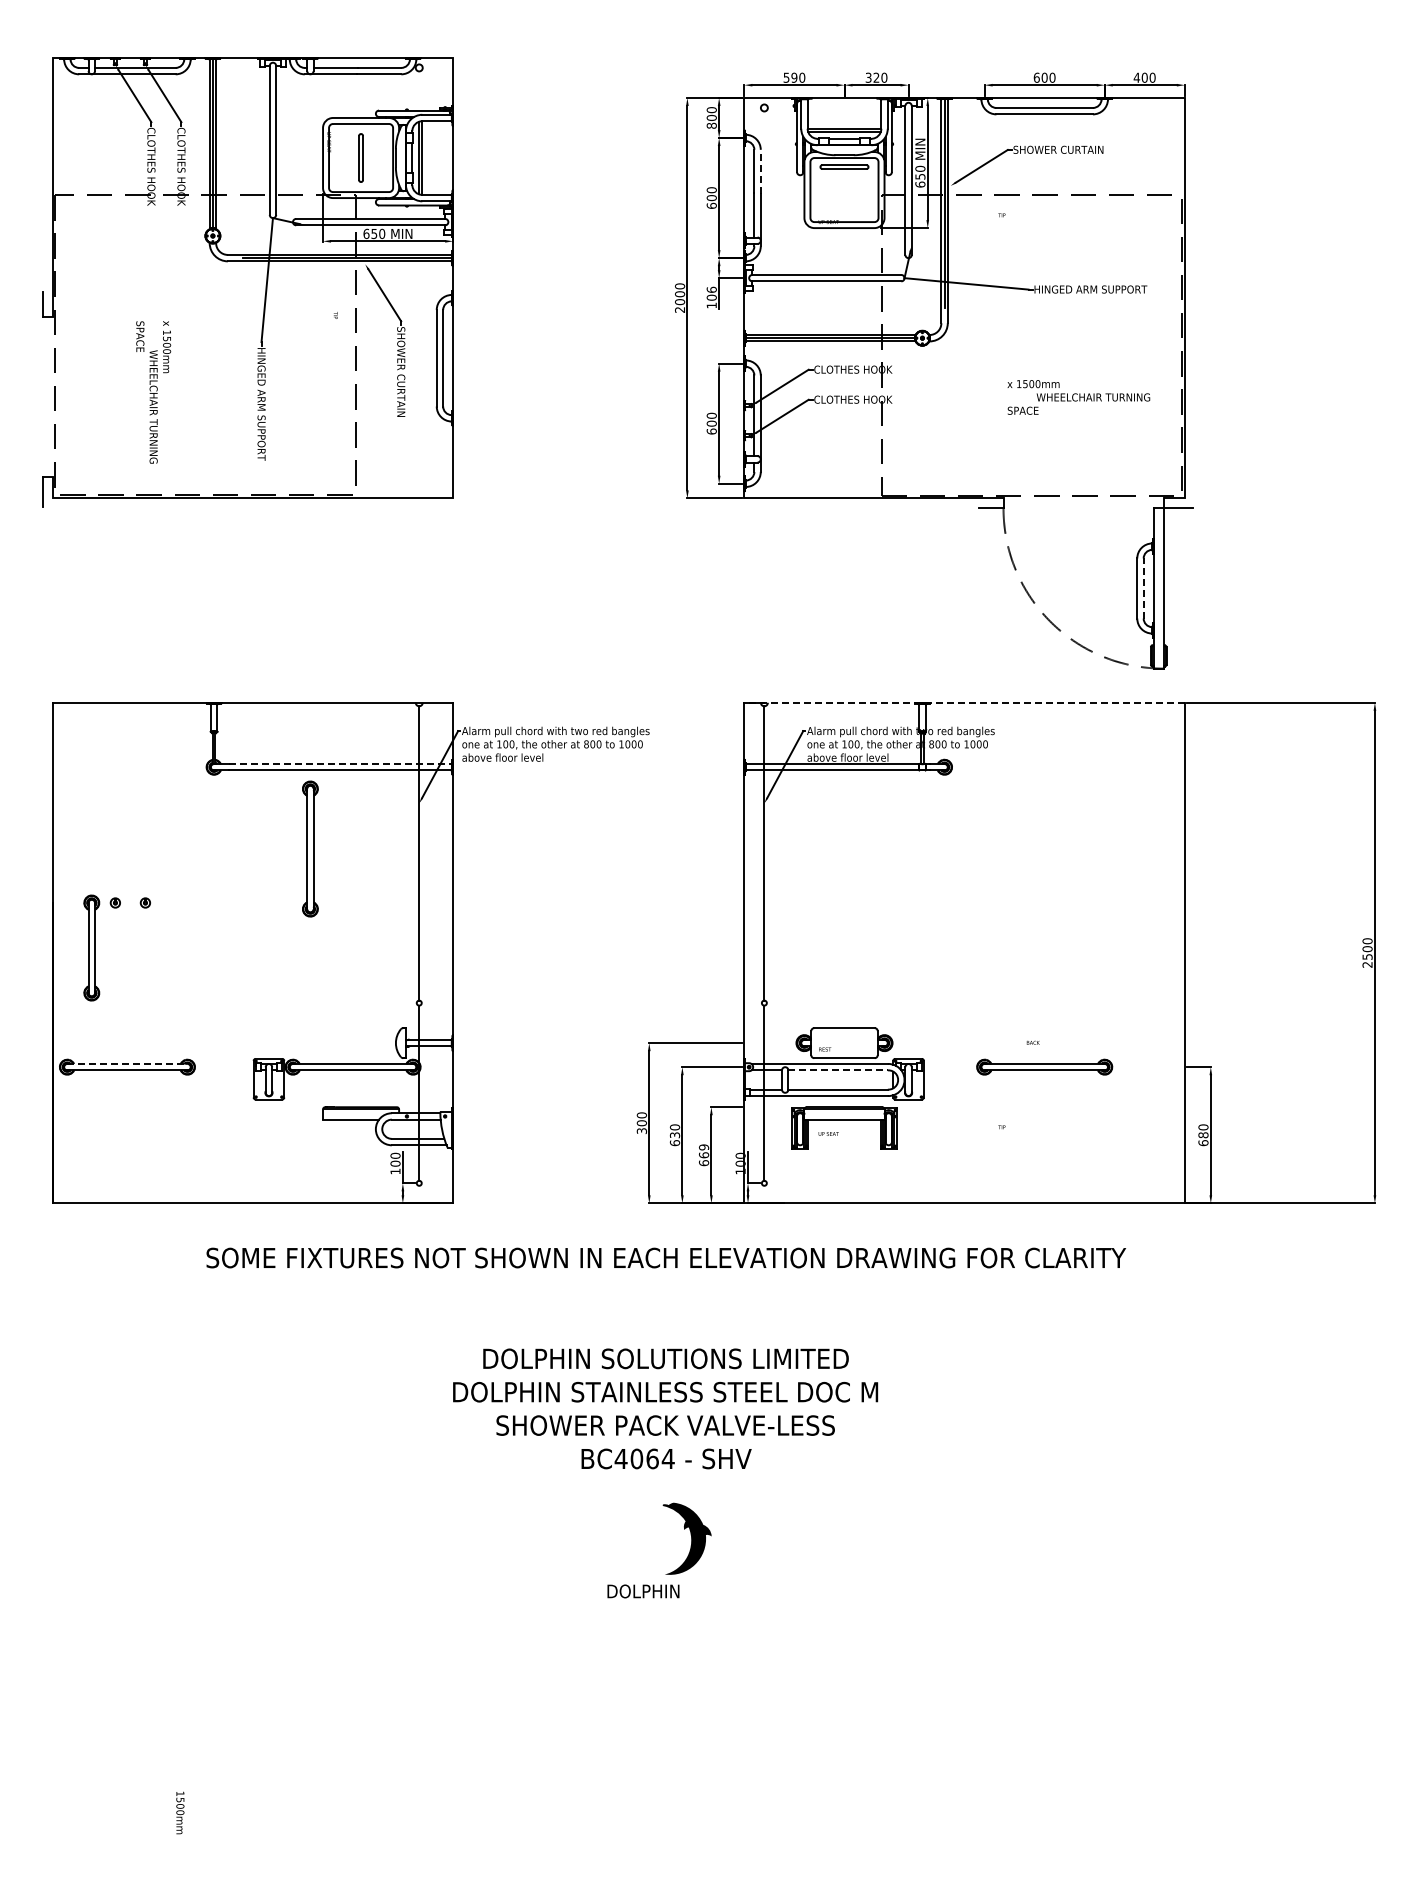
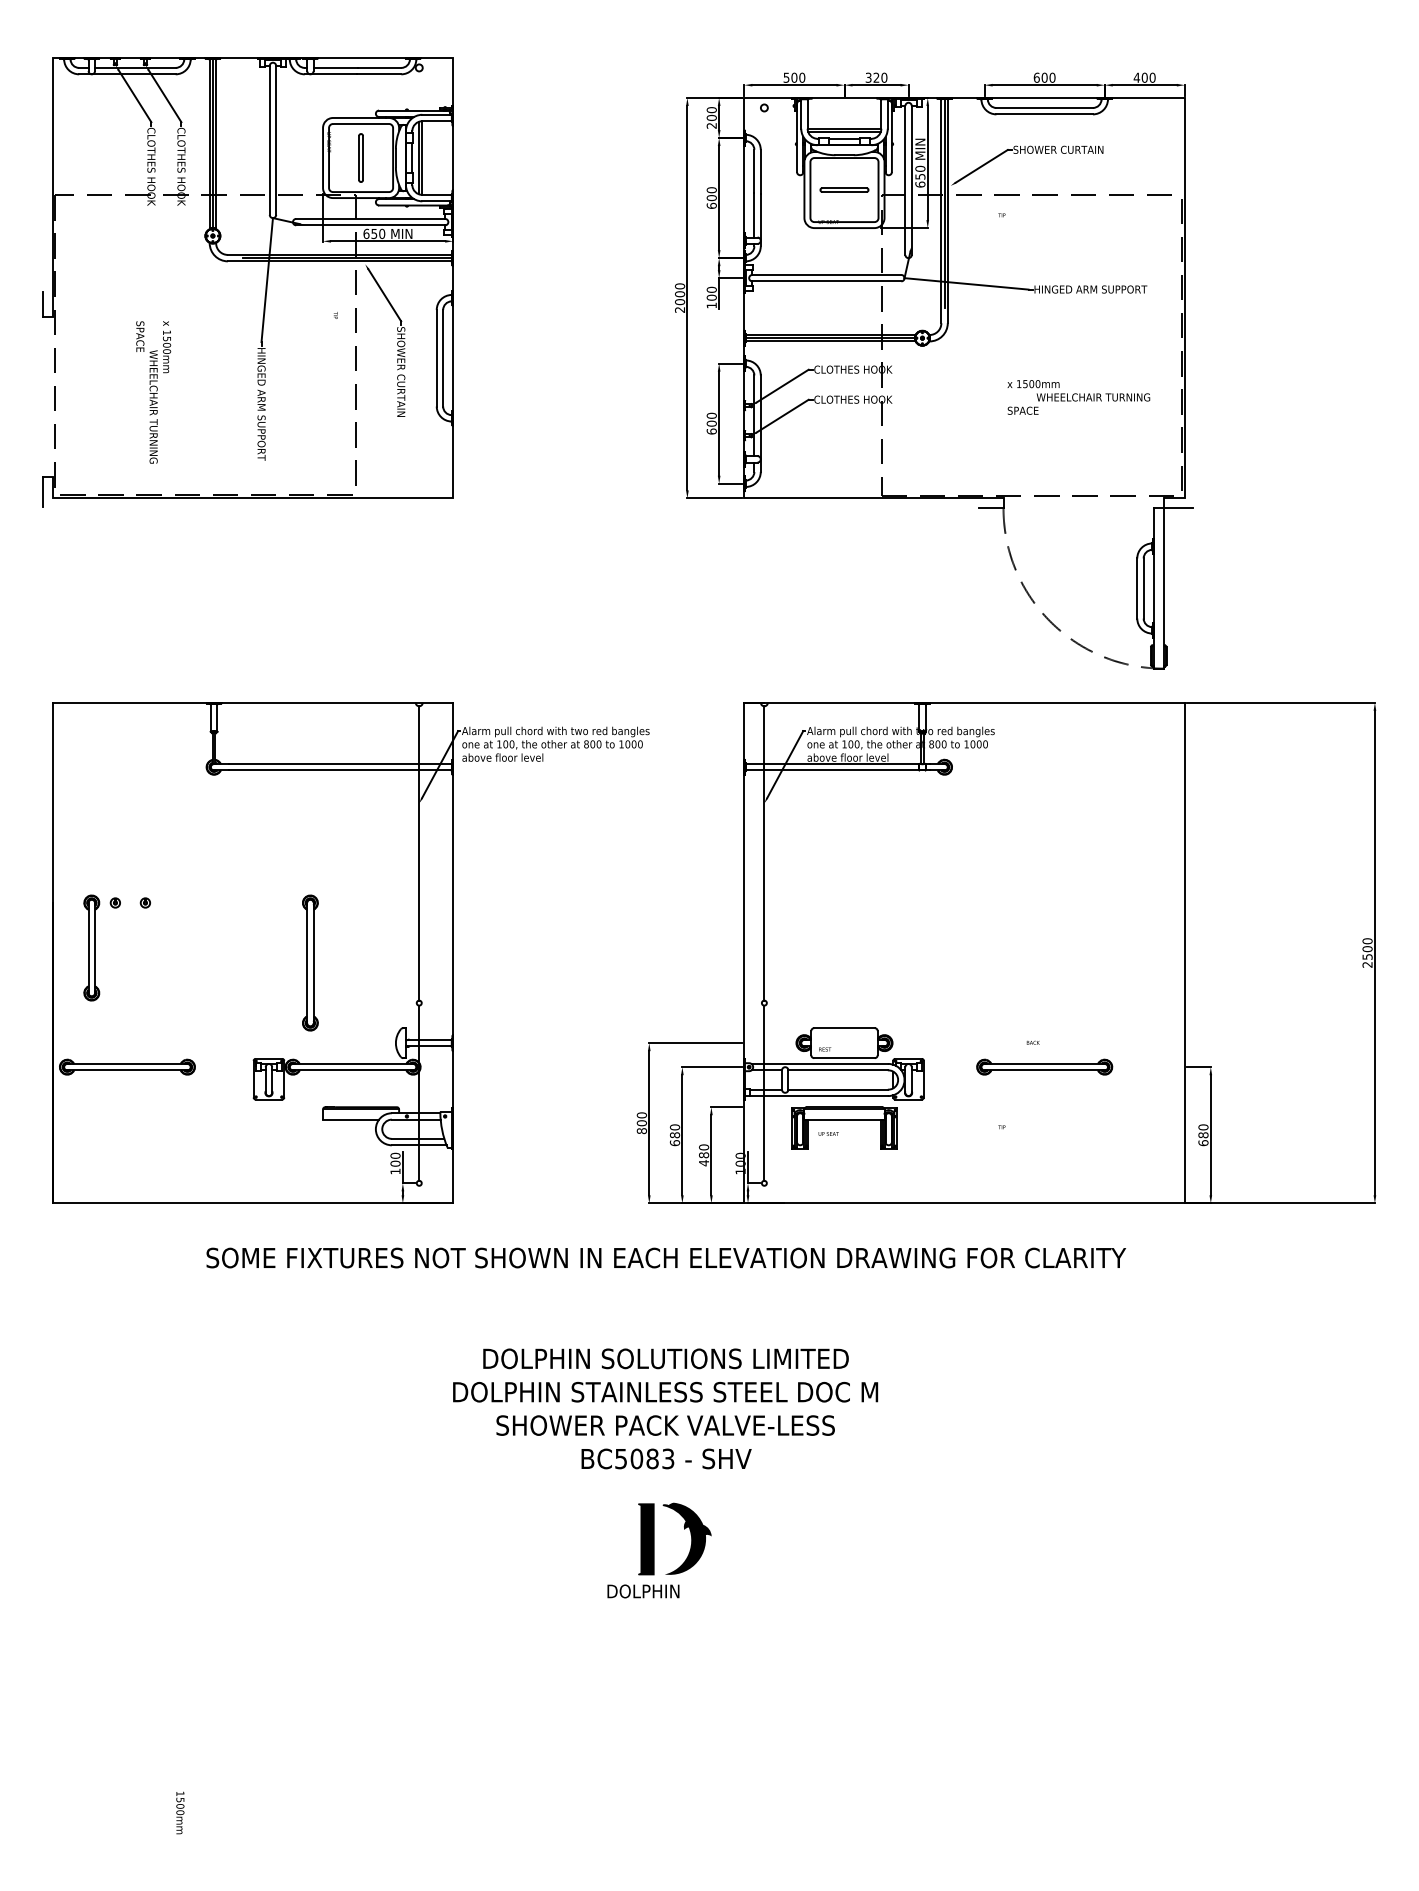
text: 590 -> 500 (794, 77)
text: 800 -> 200 (711, 125)
part position: (844, 166) -> (844, 189) (844, 189)
line: dashed -> solid (760, 171)
text: 106 -> 100 (711, 289)
line: dashed -> solid (1143, 588)
line: dashed -> solid (964, 702)
line: dashed -> solid (340, 764)
part position: (310, 848) -> (310, 962) (310, 962)
line: dashed -> solid (127, 1063)
line: dashed -> solid (838, 1070)
text: 300 -> 800 (641, 1131)
text: 630 -> 680 (675, 1135)
text: 669 -> 480 (703, 1155)
text: BC4064 -> BC5083 (644, 1458)
part: none -> present (646, 1539)
